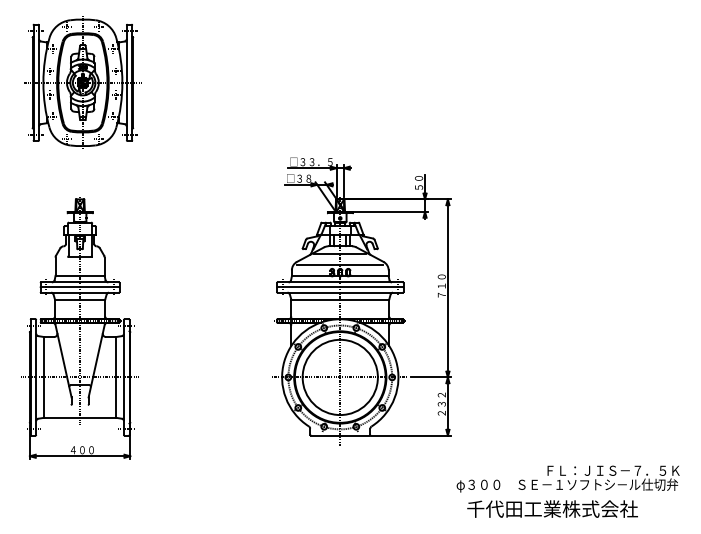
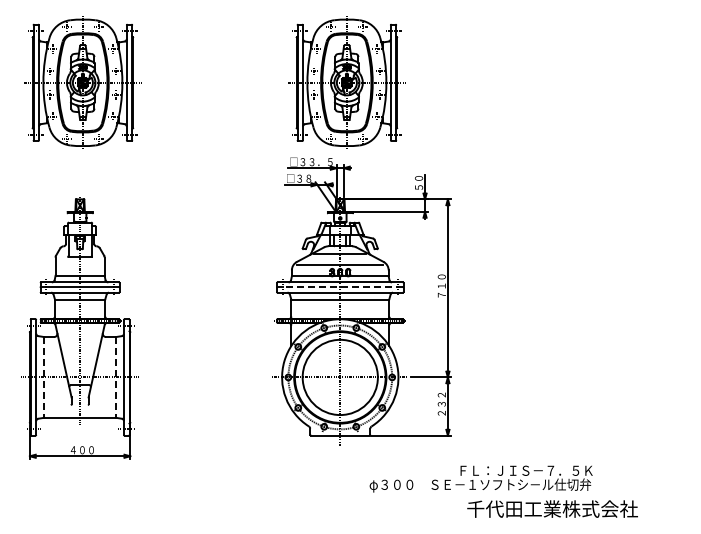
part: none -> present (346, 82)
line: solid -> dashed (340, 287)
line: solid -> dashed (44, 377)
line: solid -> dashed (115, 377)
text position: (567, 478) -> (480, 478) (480, 478)
